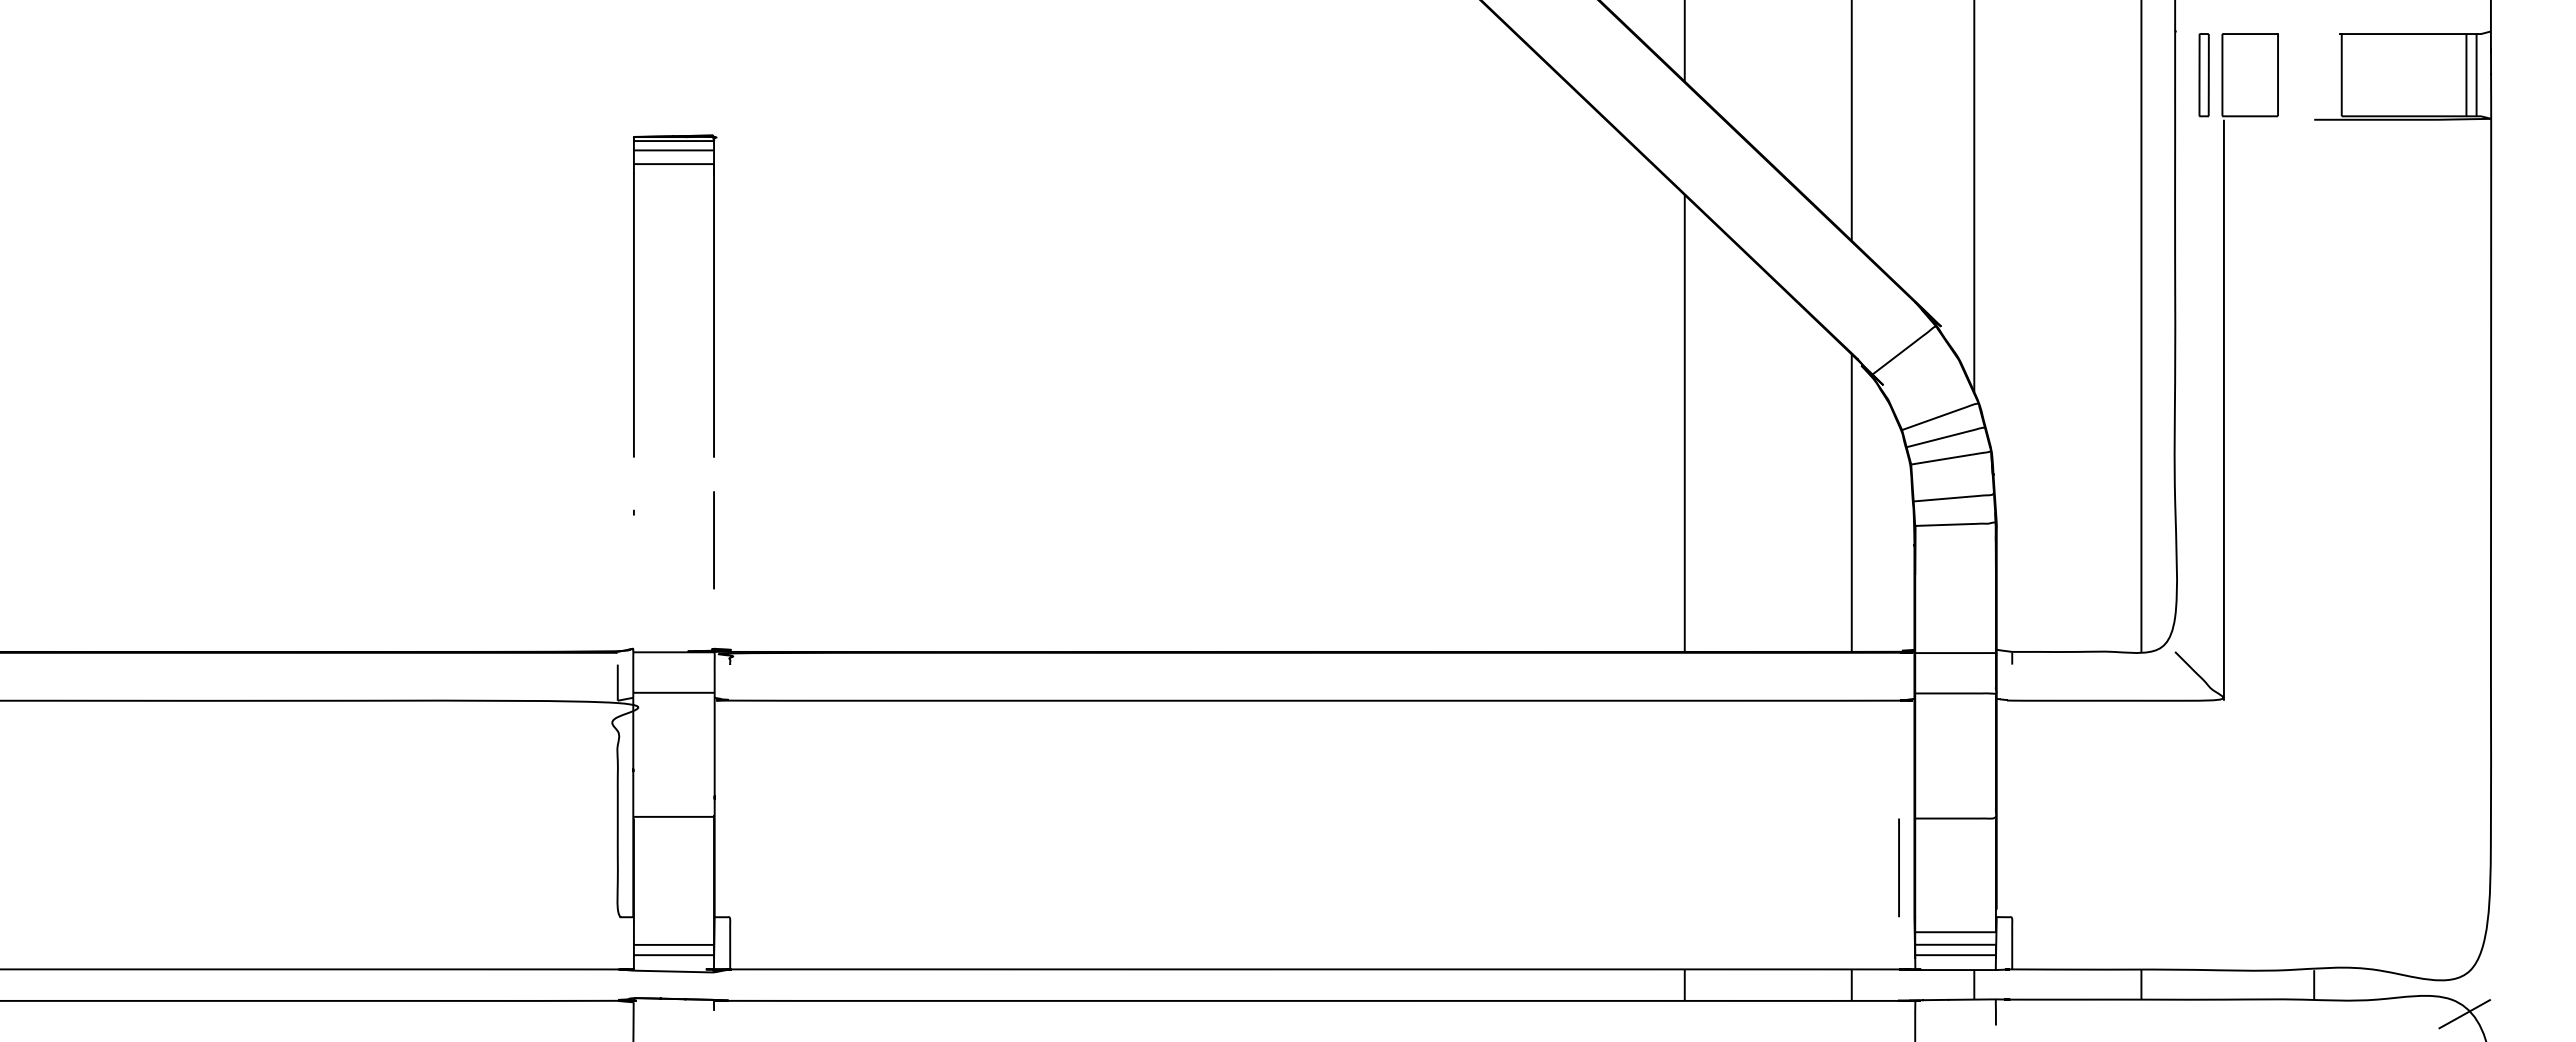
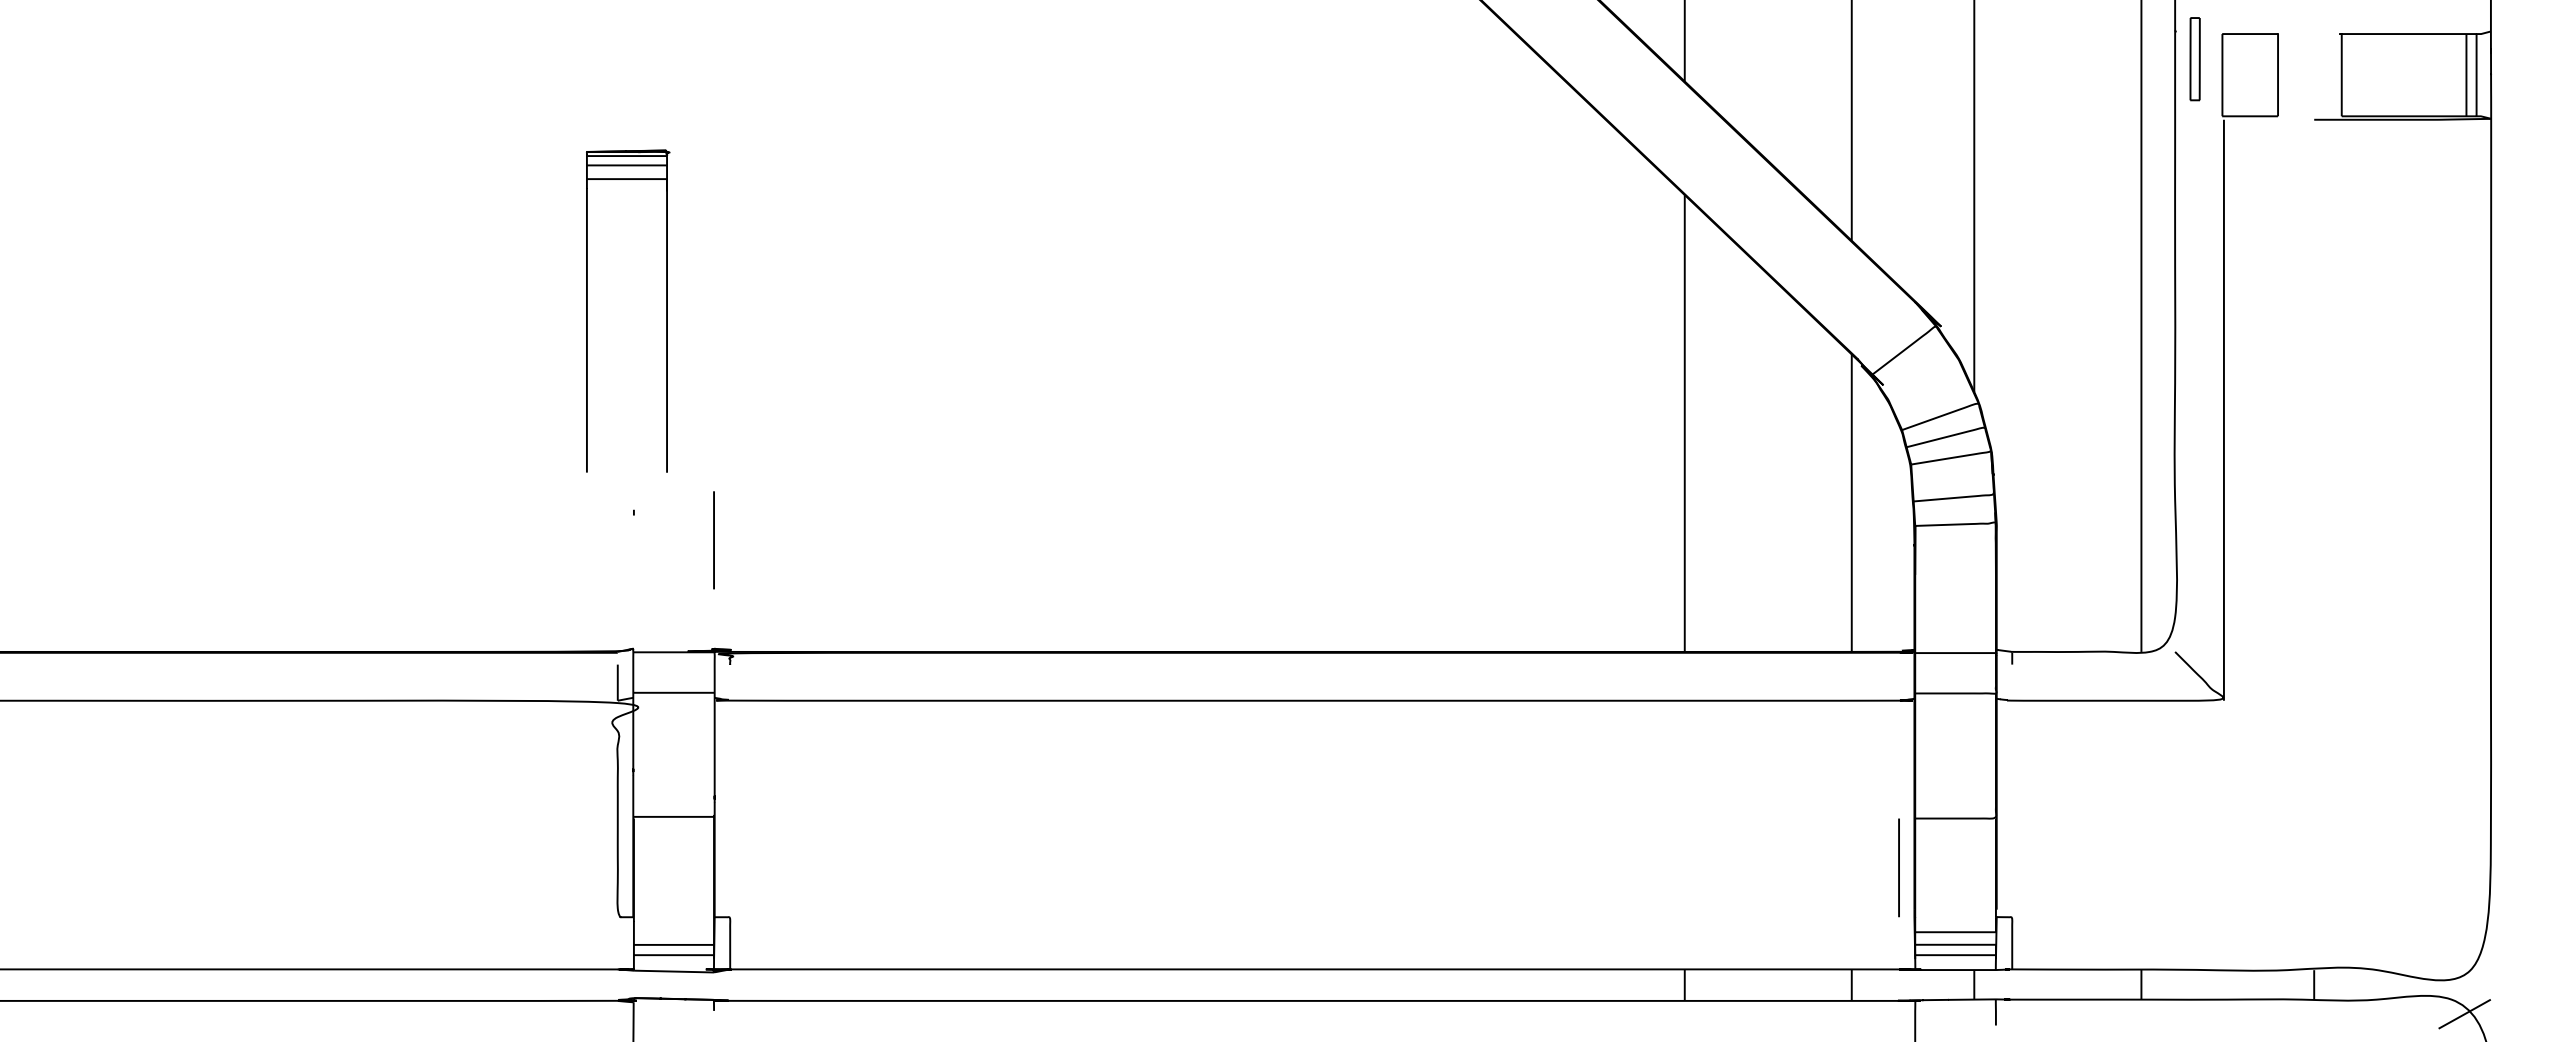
part position: (2203, 75) -> (2194, 59) (2194, 59)
part position: (713, 295) -> (666, 310) (666, 310)
